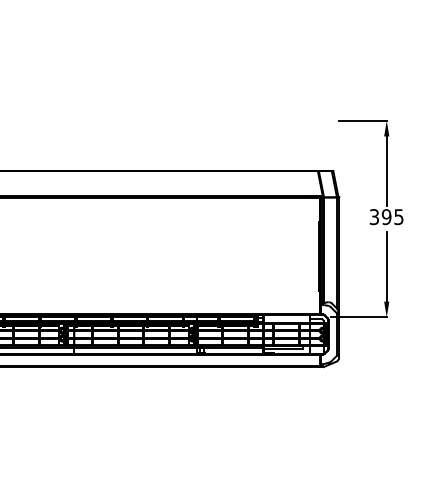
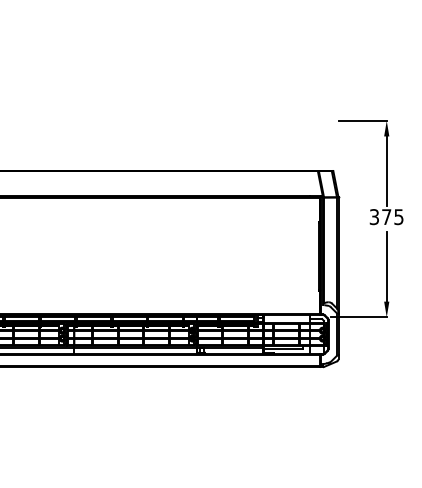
text: 395 -> 375 (386, 217)
